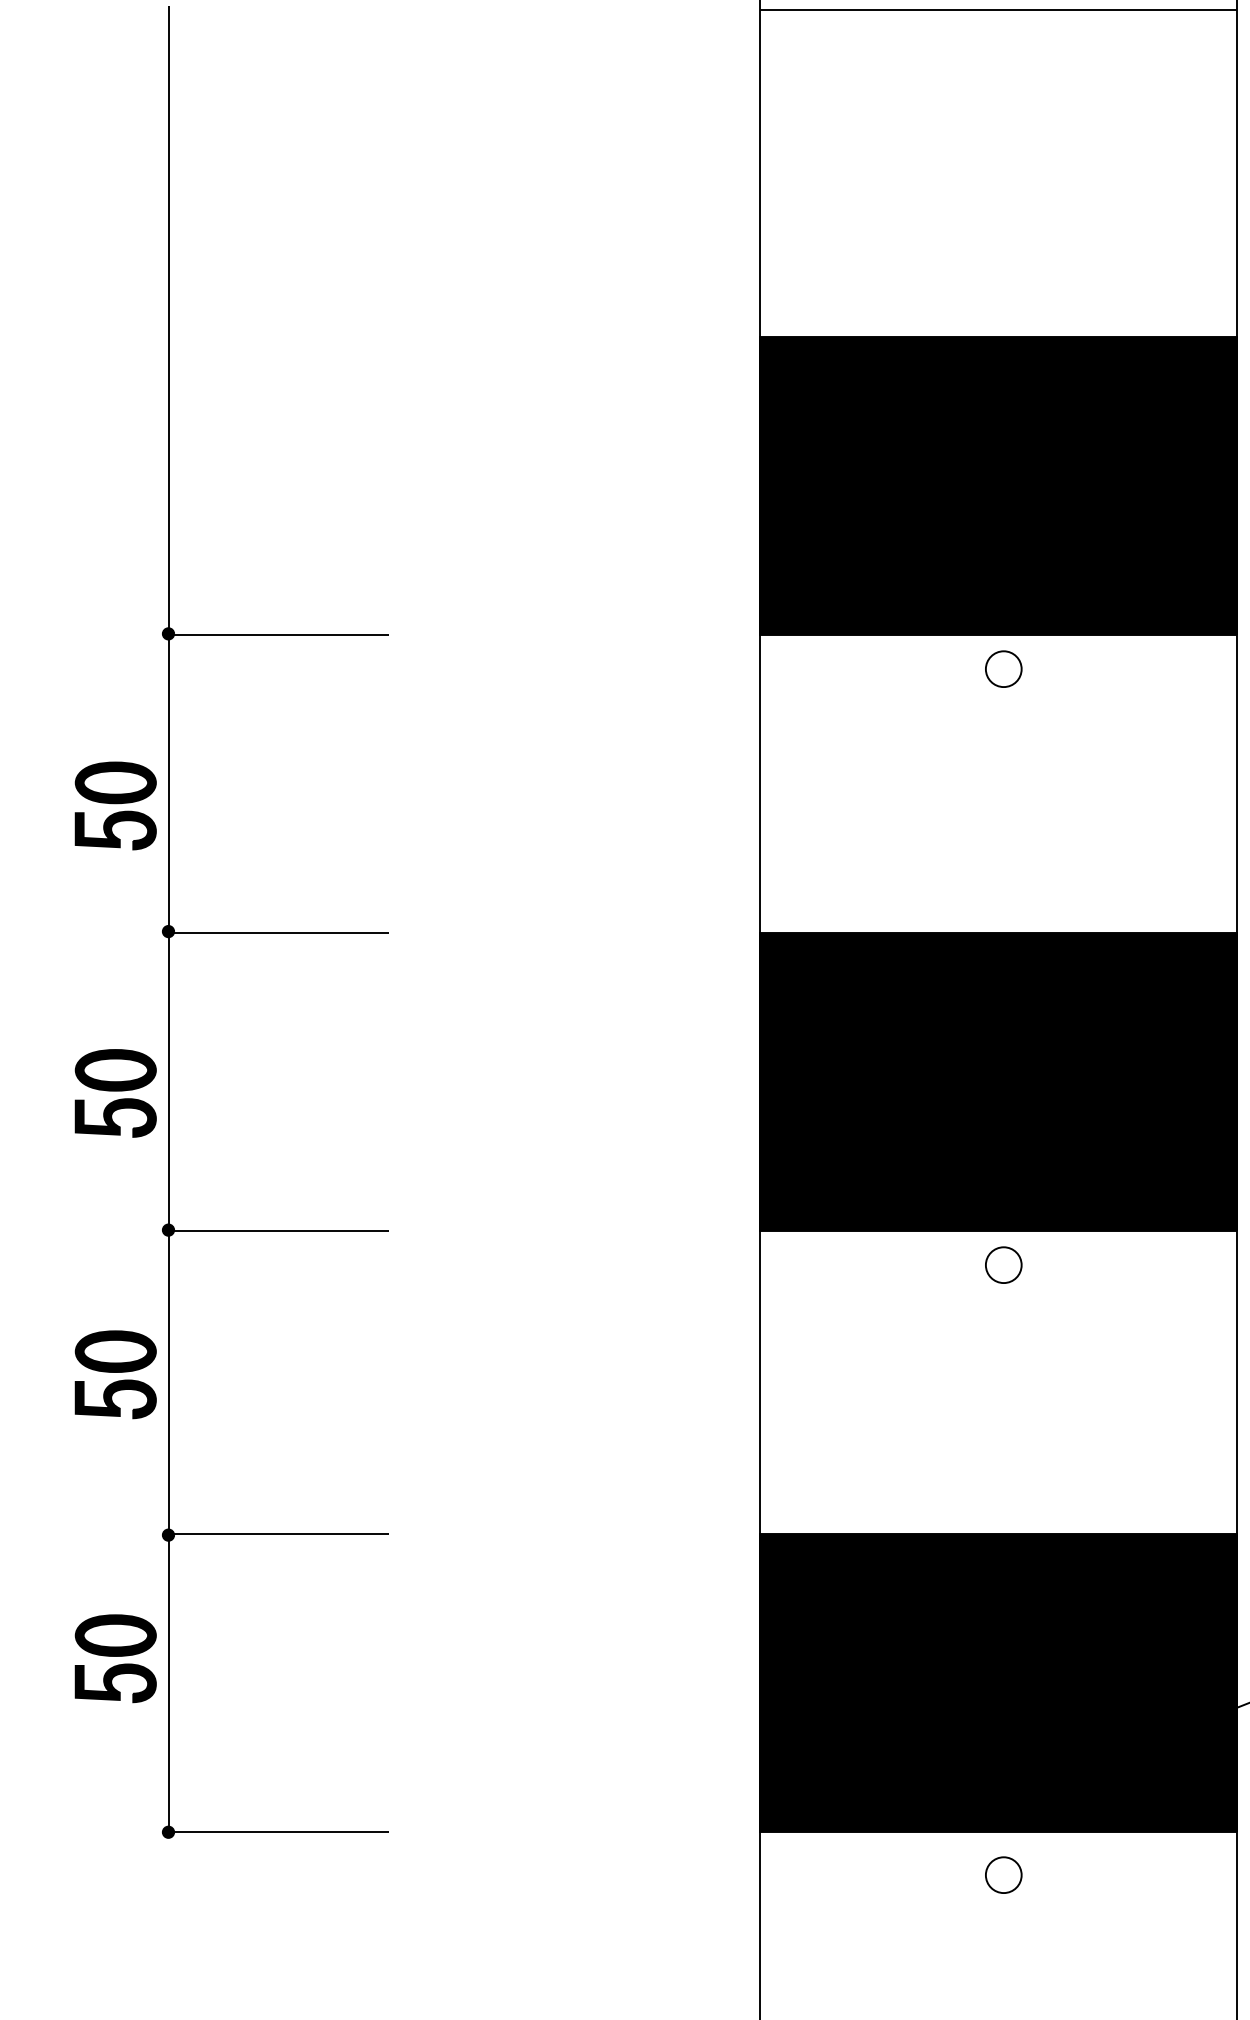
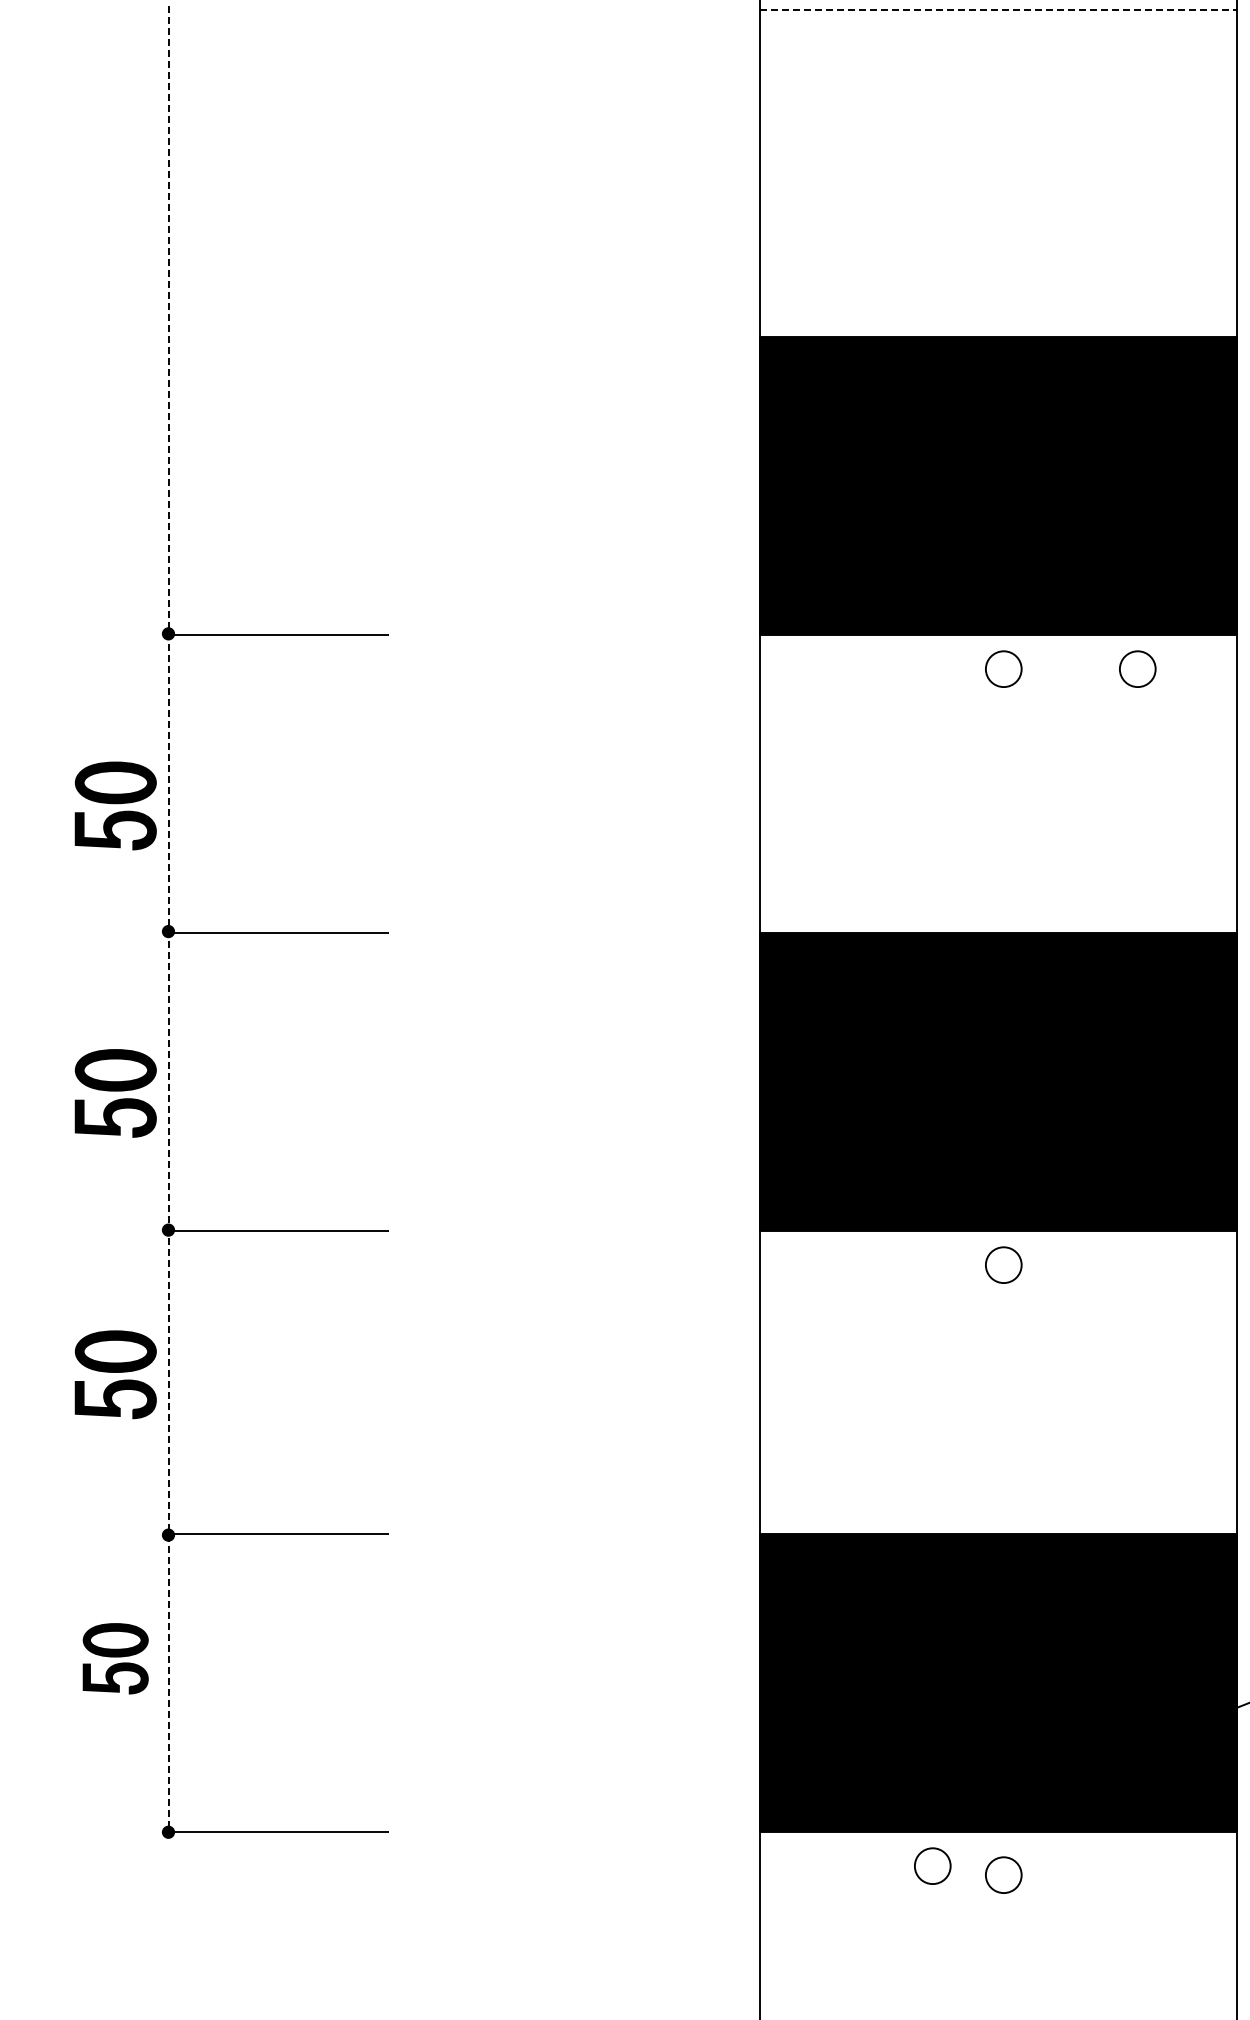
line: solid -> dashed (998, 9)
part: none -> present (1137, 668)
line: solid -> dashed (169, 918)
part size: 83x90 px -> 67x72 px (115, 1658)
part: none -> present (932, 1865)
